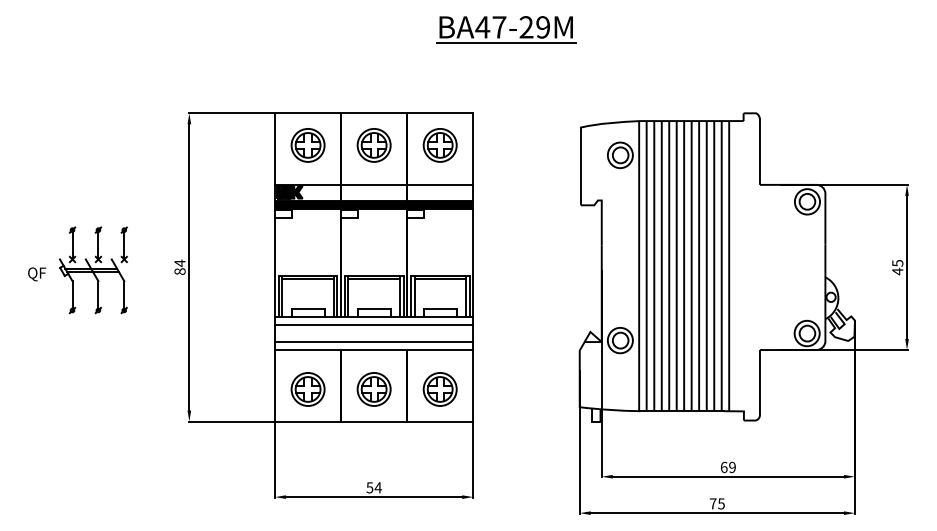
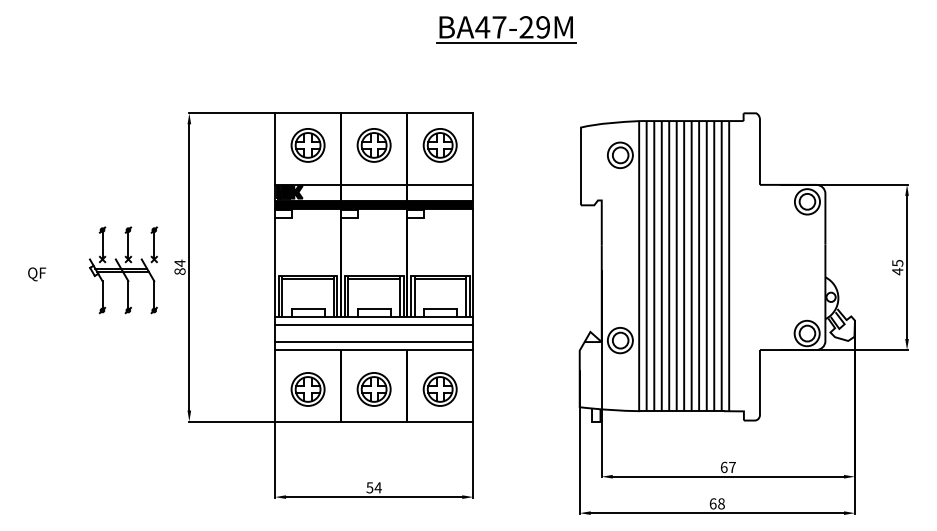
part position: (93, 270) -> (123, 270) (123, 270)
text: 69 -> 67 (732, 467)
text: 75 -> 68 (716, 503)
